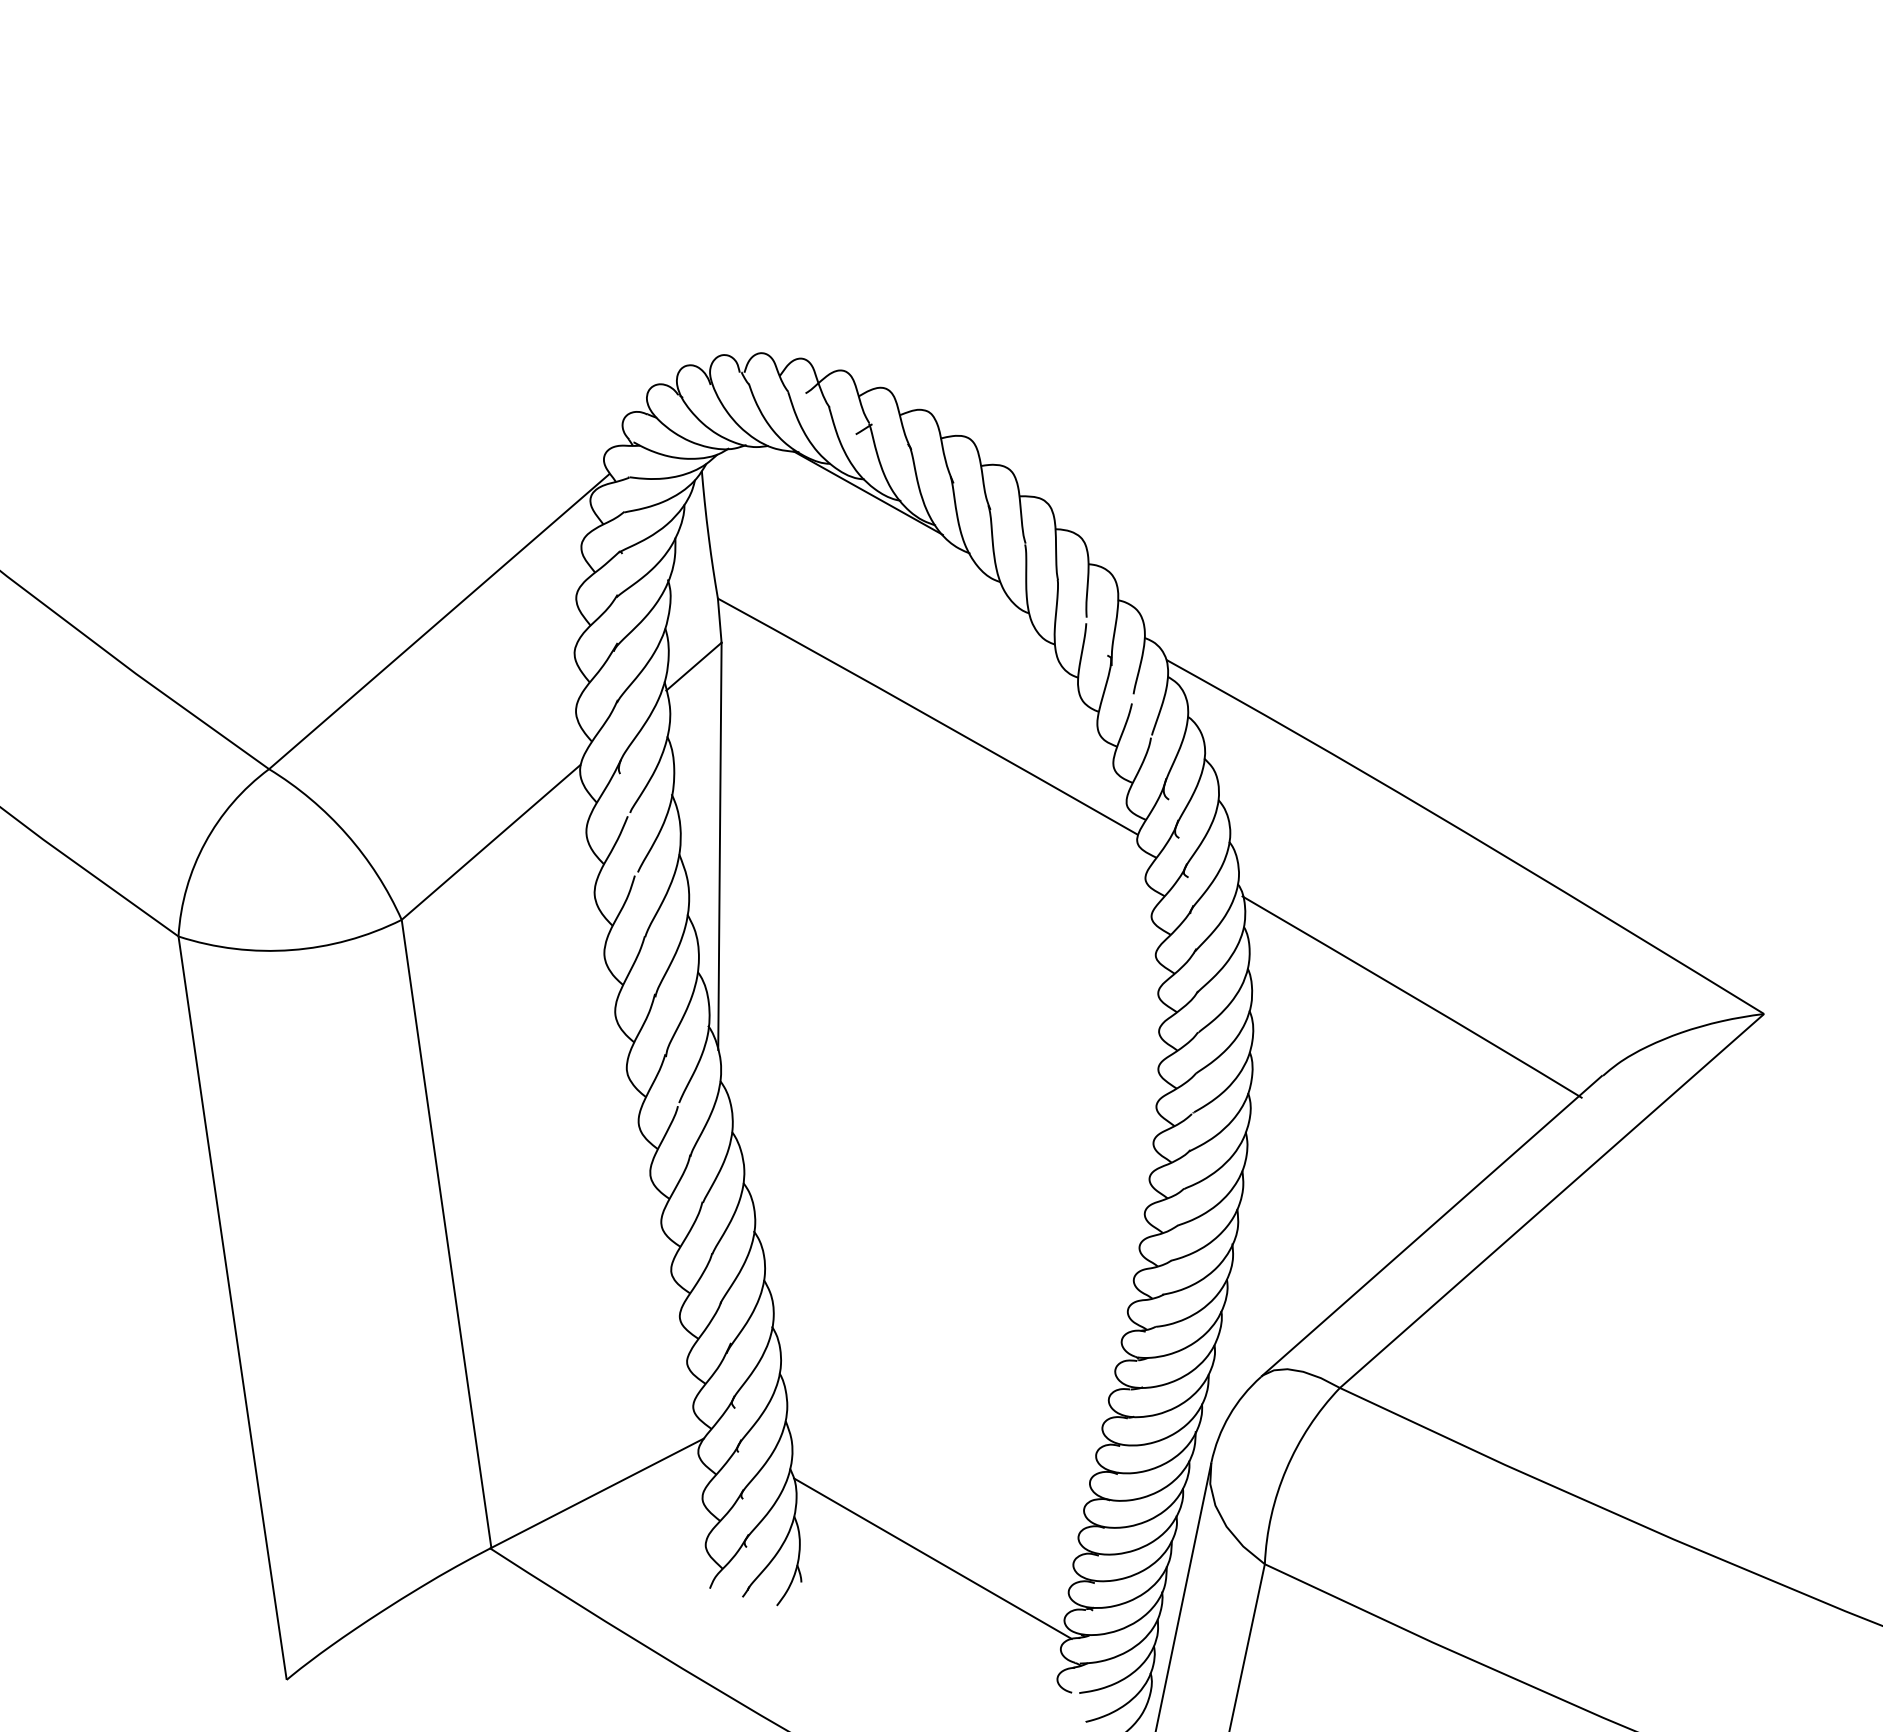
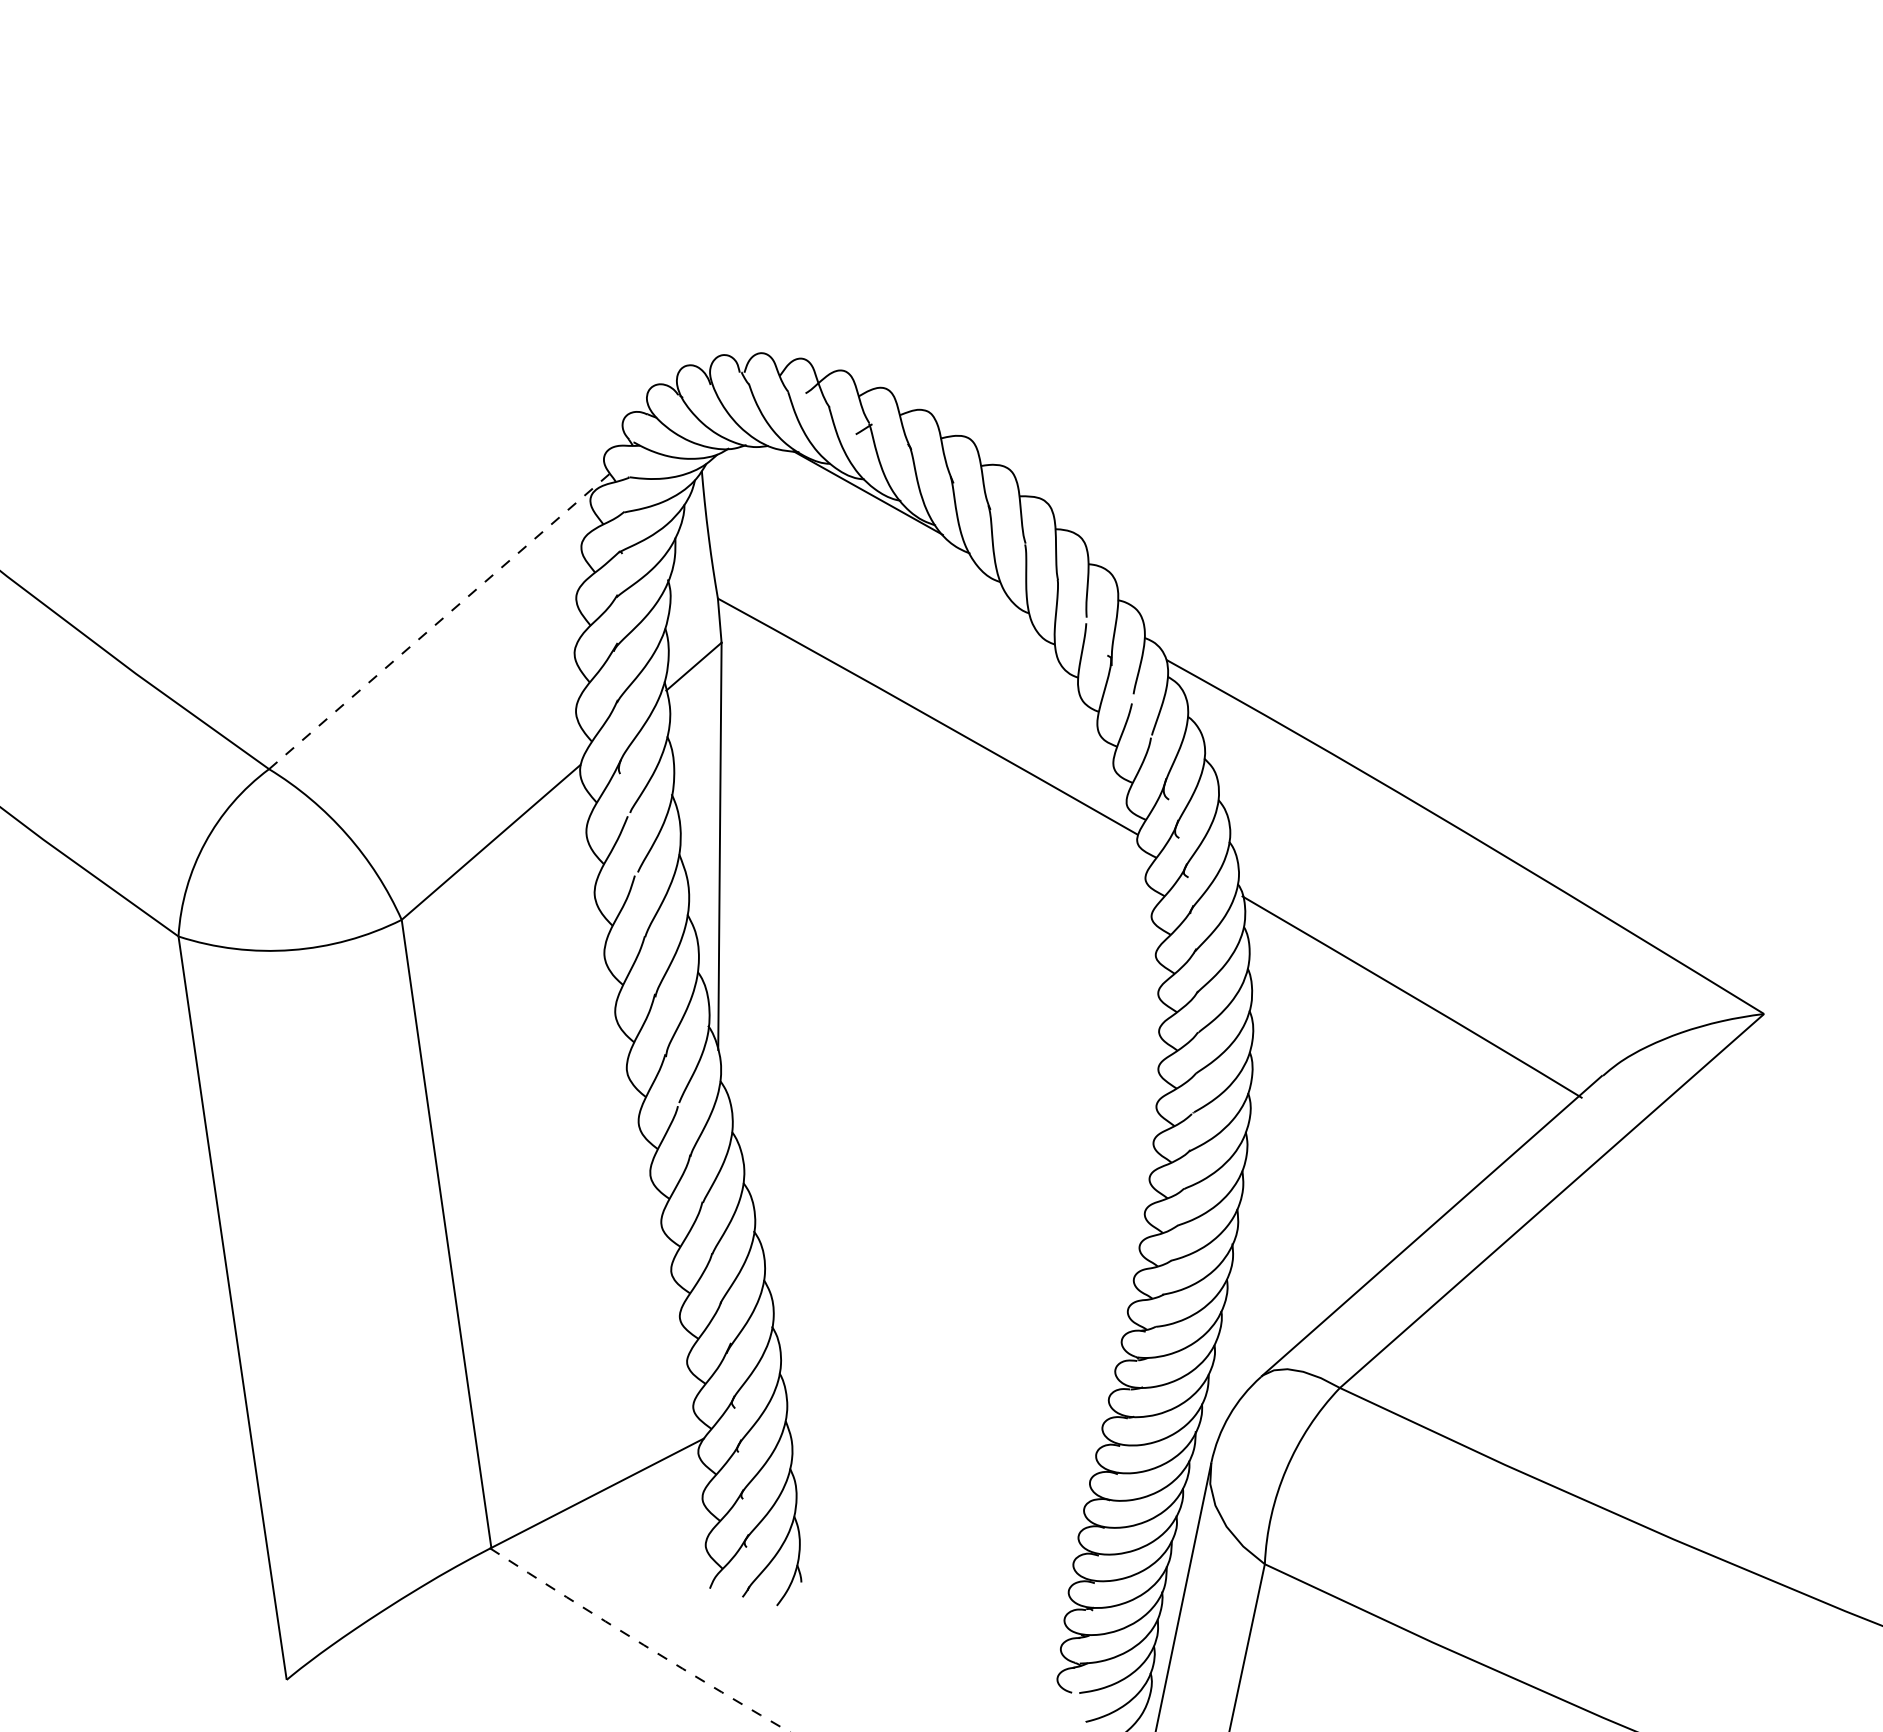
line: solid -> dashed (440, 620)
line: present -> none (932, 1558)
arc: solid -> dashed (638, 1642)
